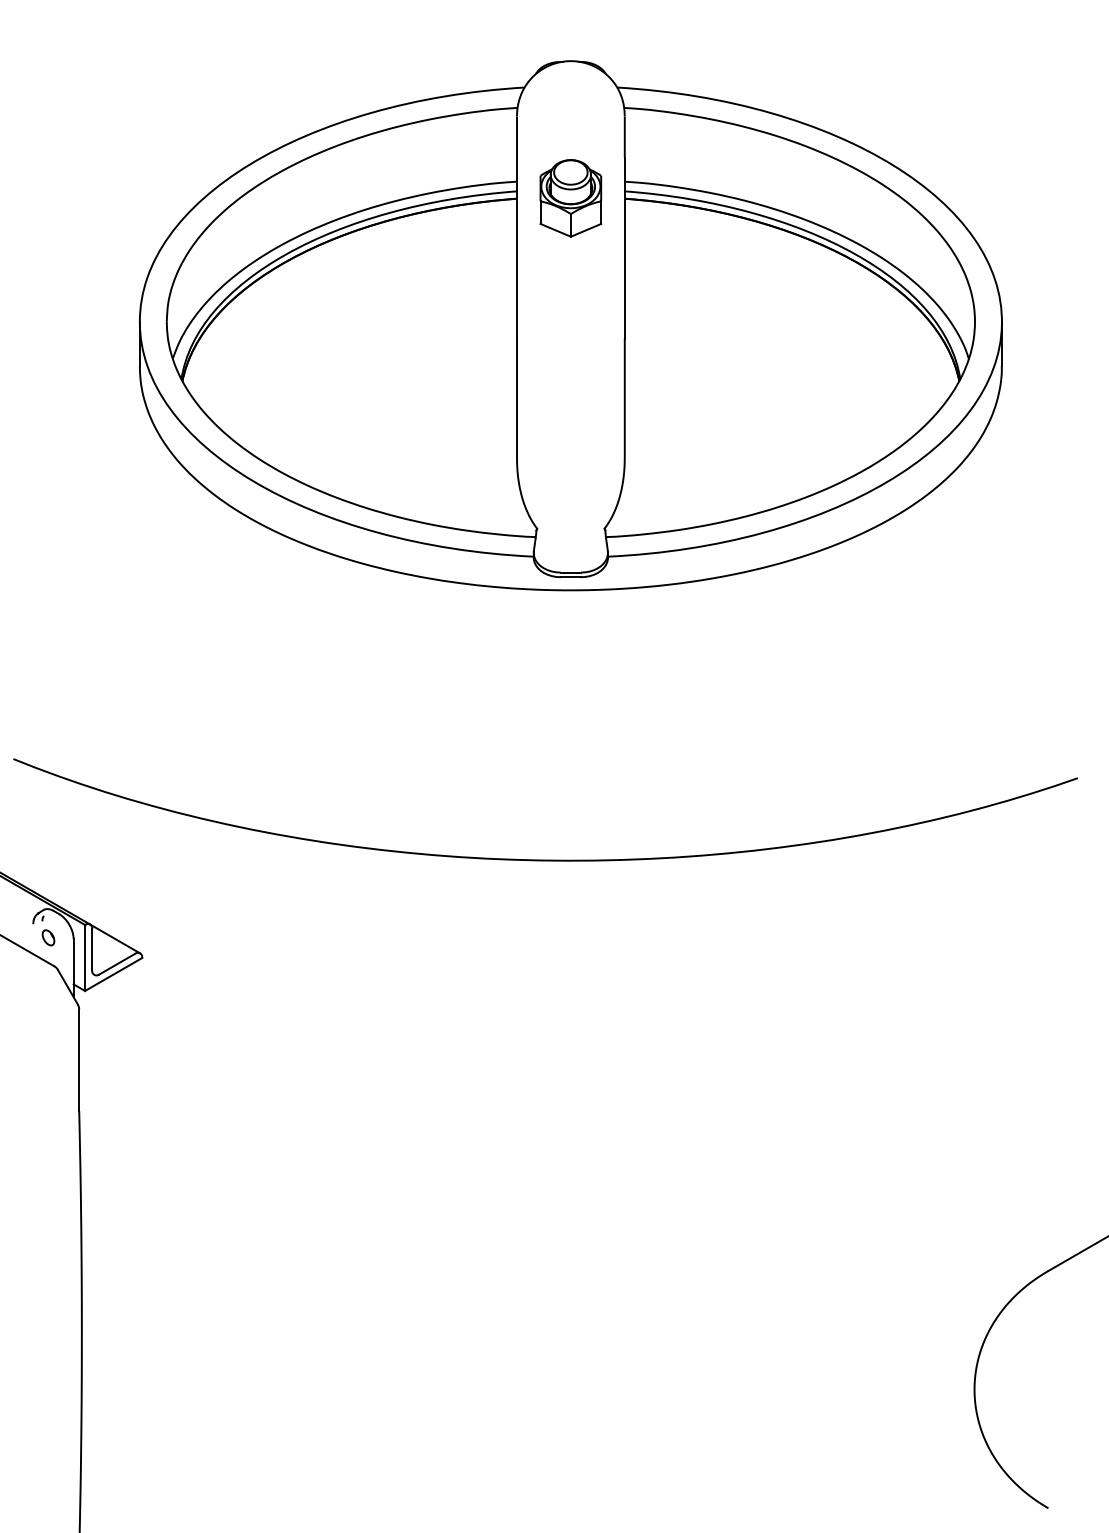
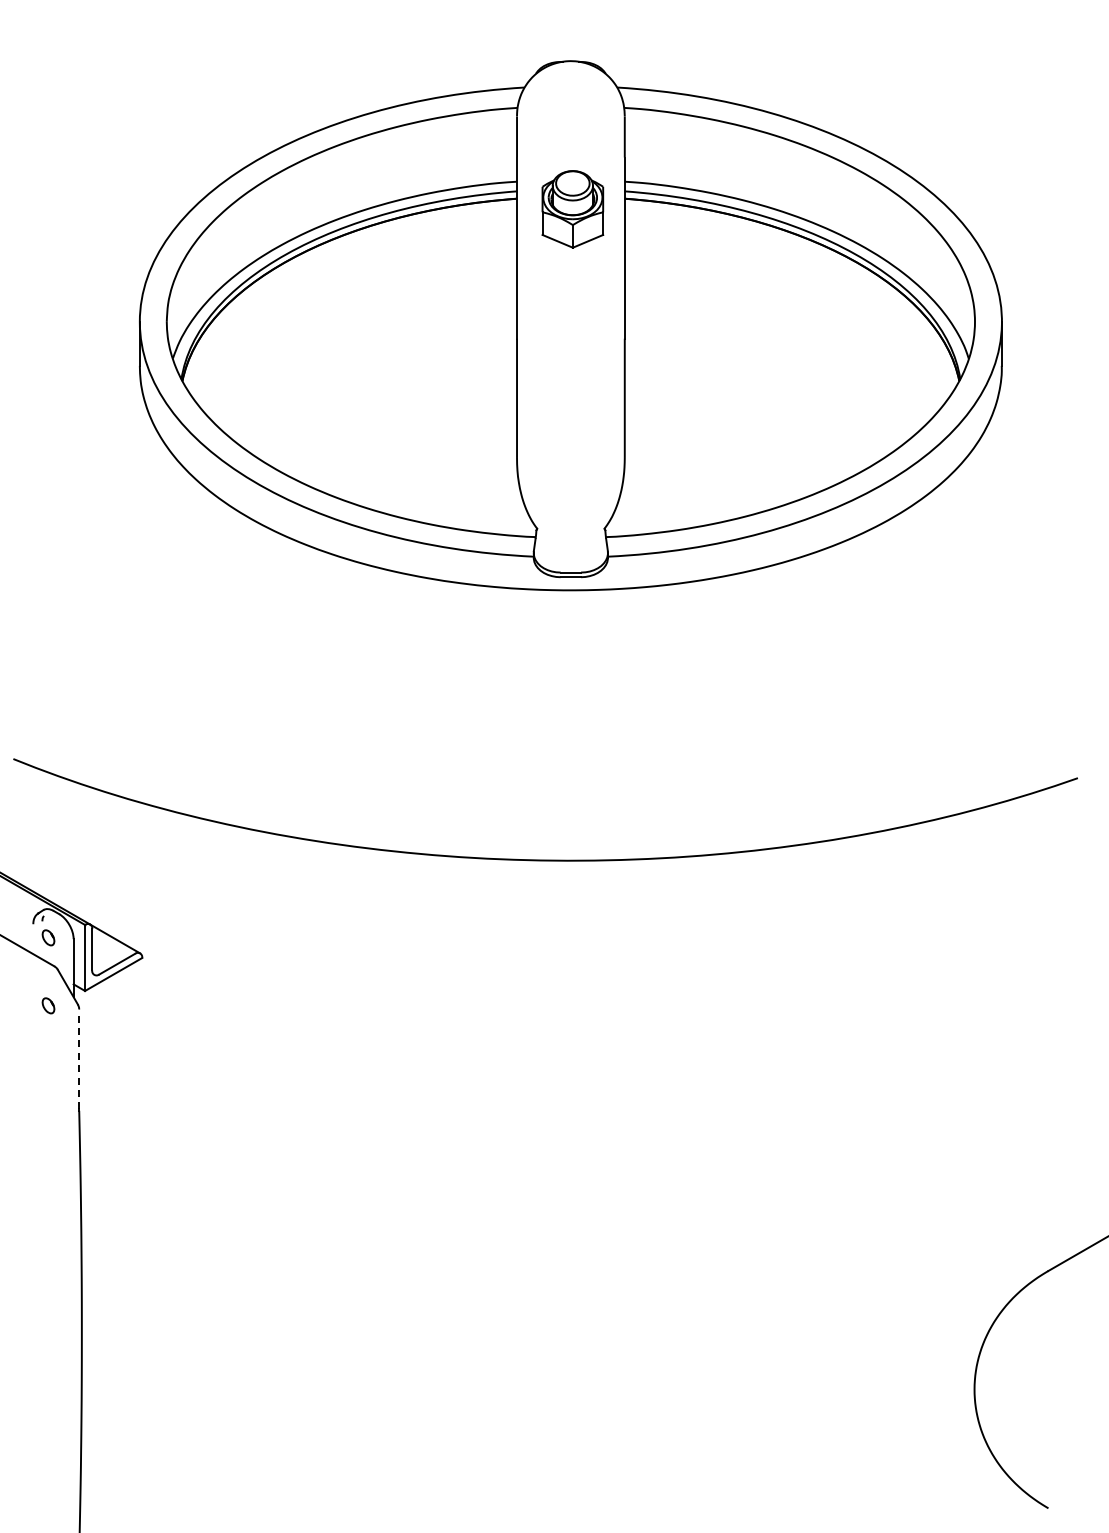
part position: (570, 198) -> (572, 209) (572, 209)
part: none -> present (48, 1005)
line: solid -> dashed (79, 1059)
